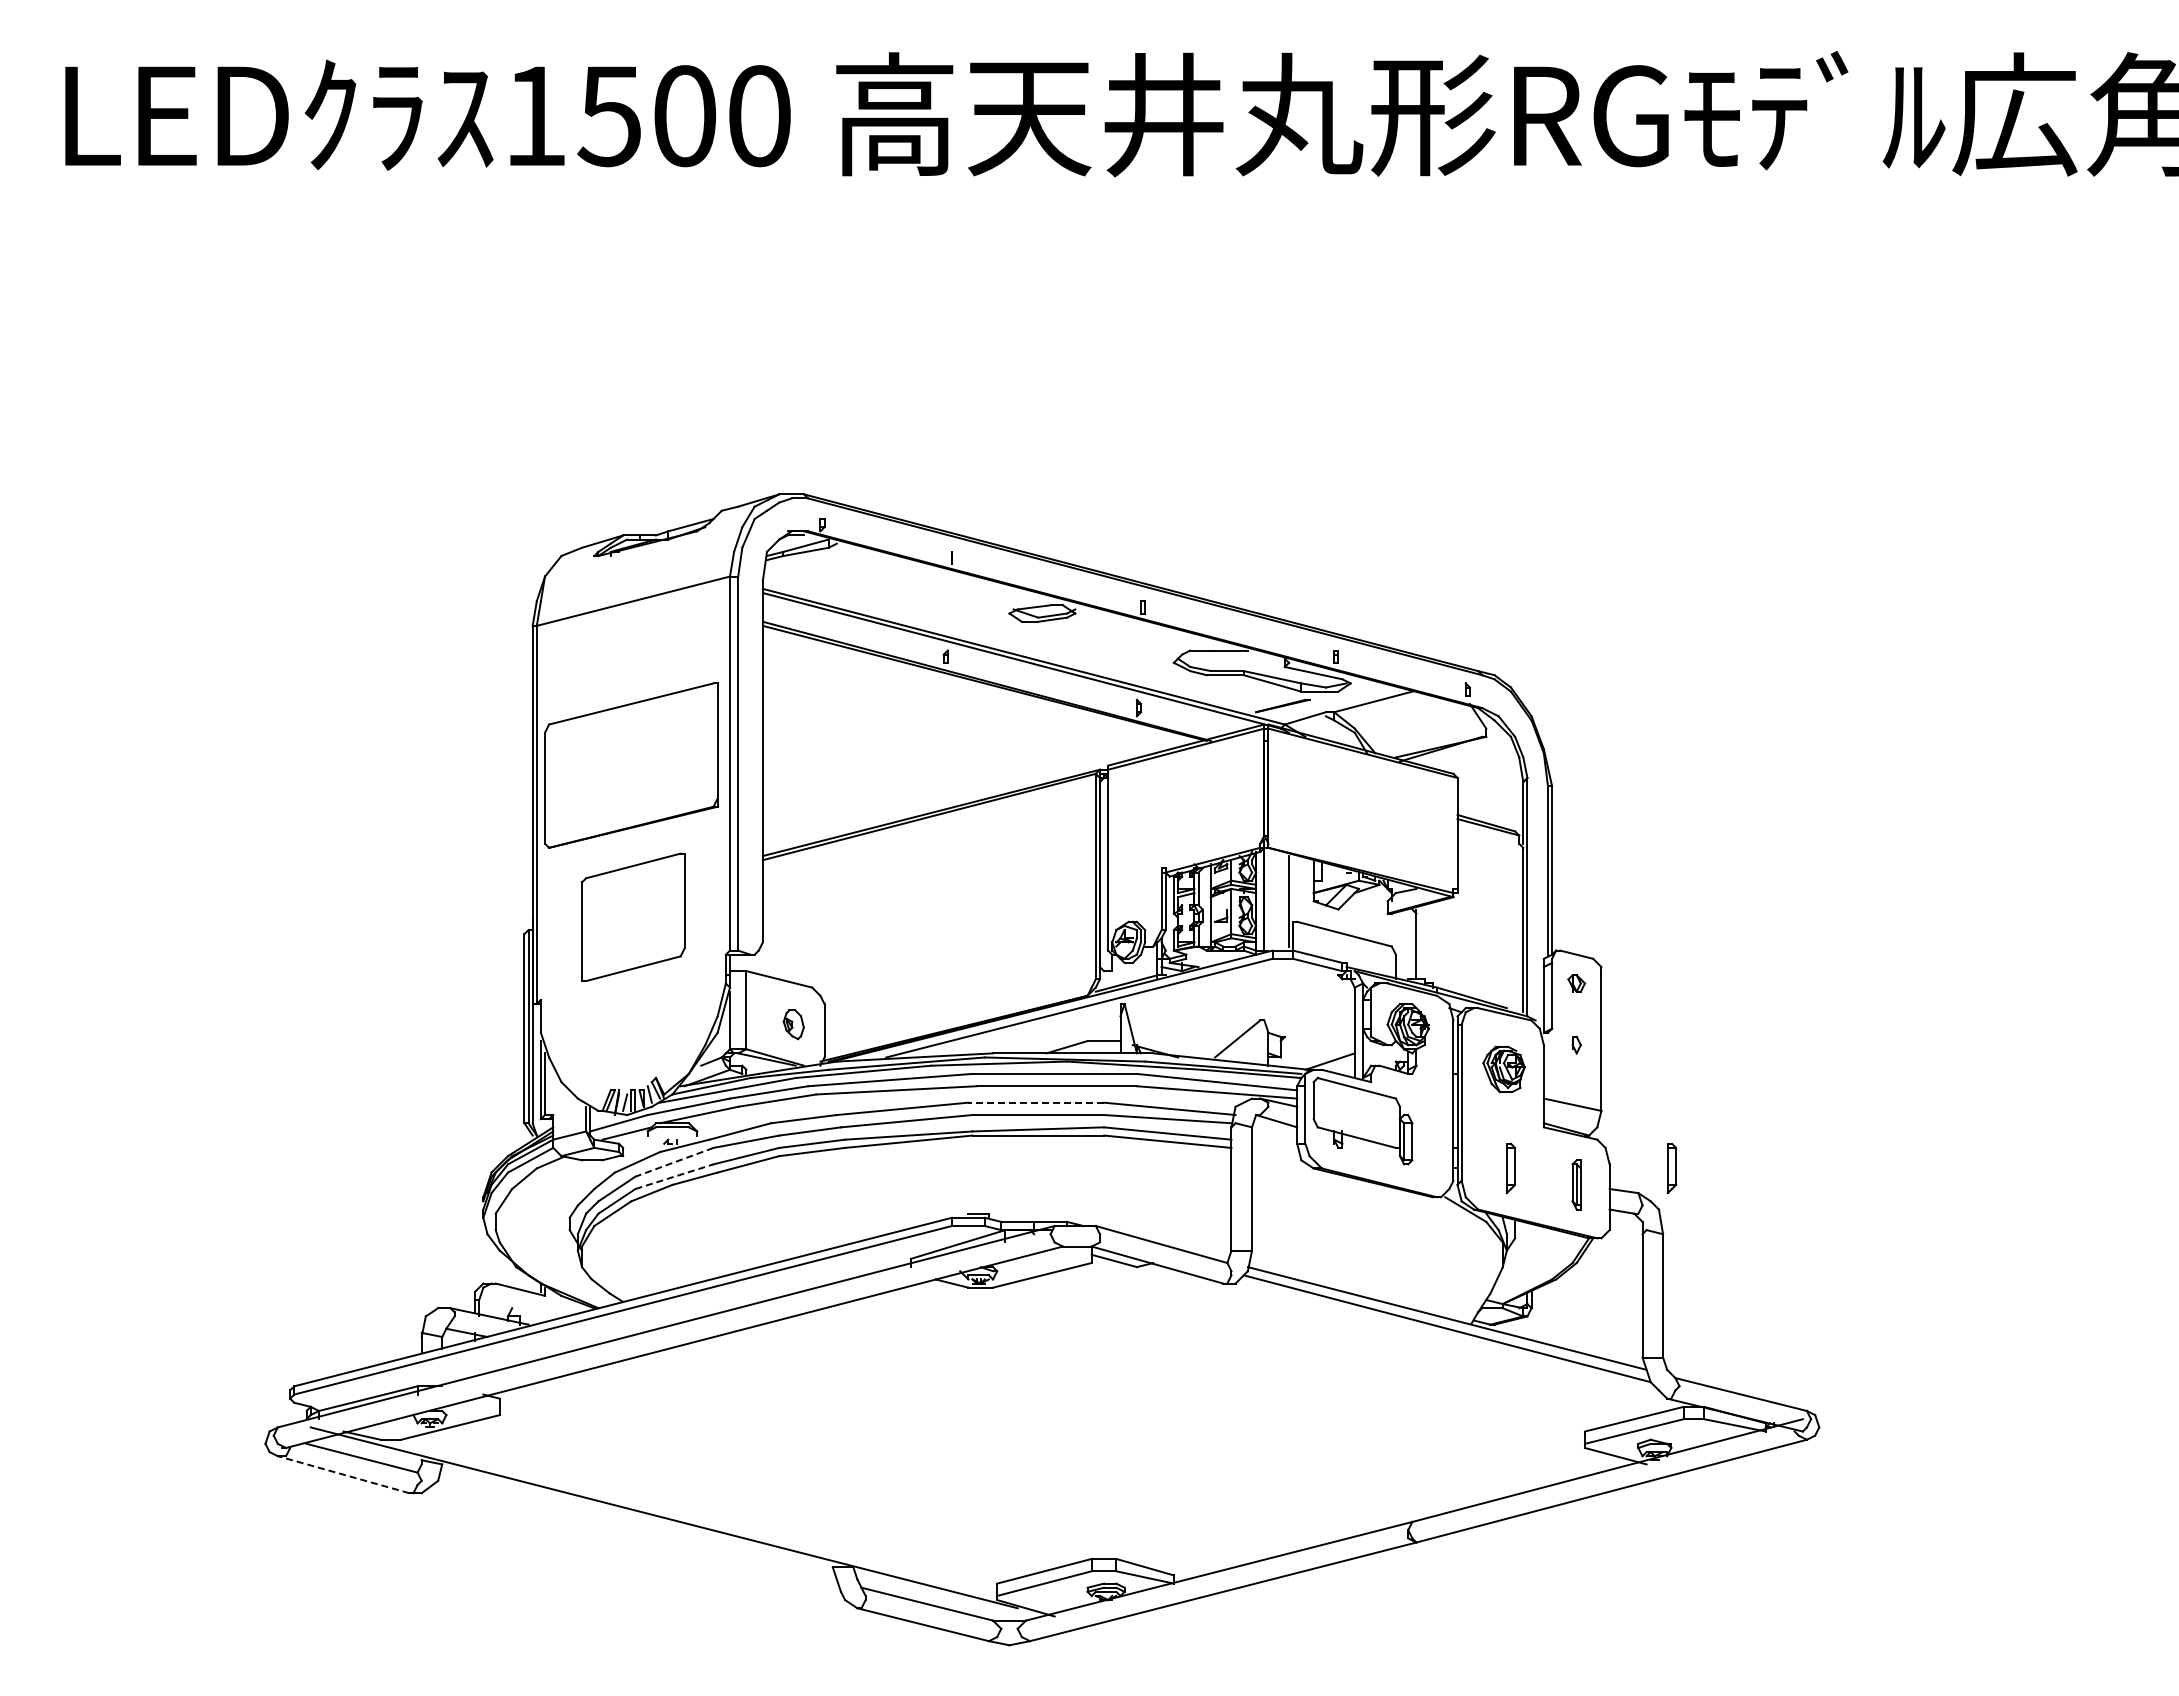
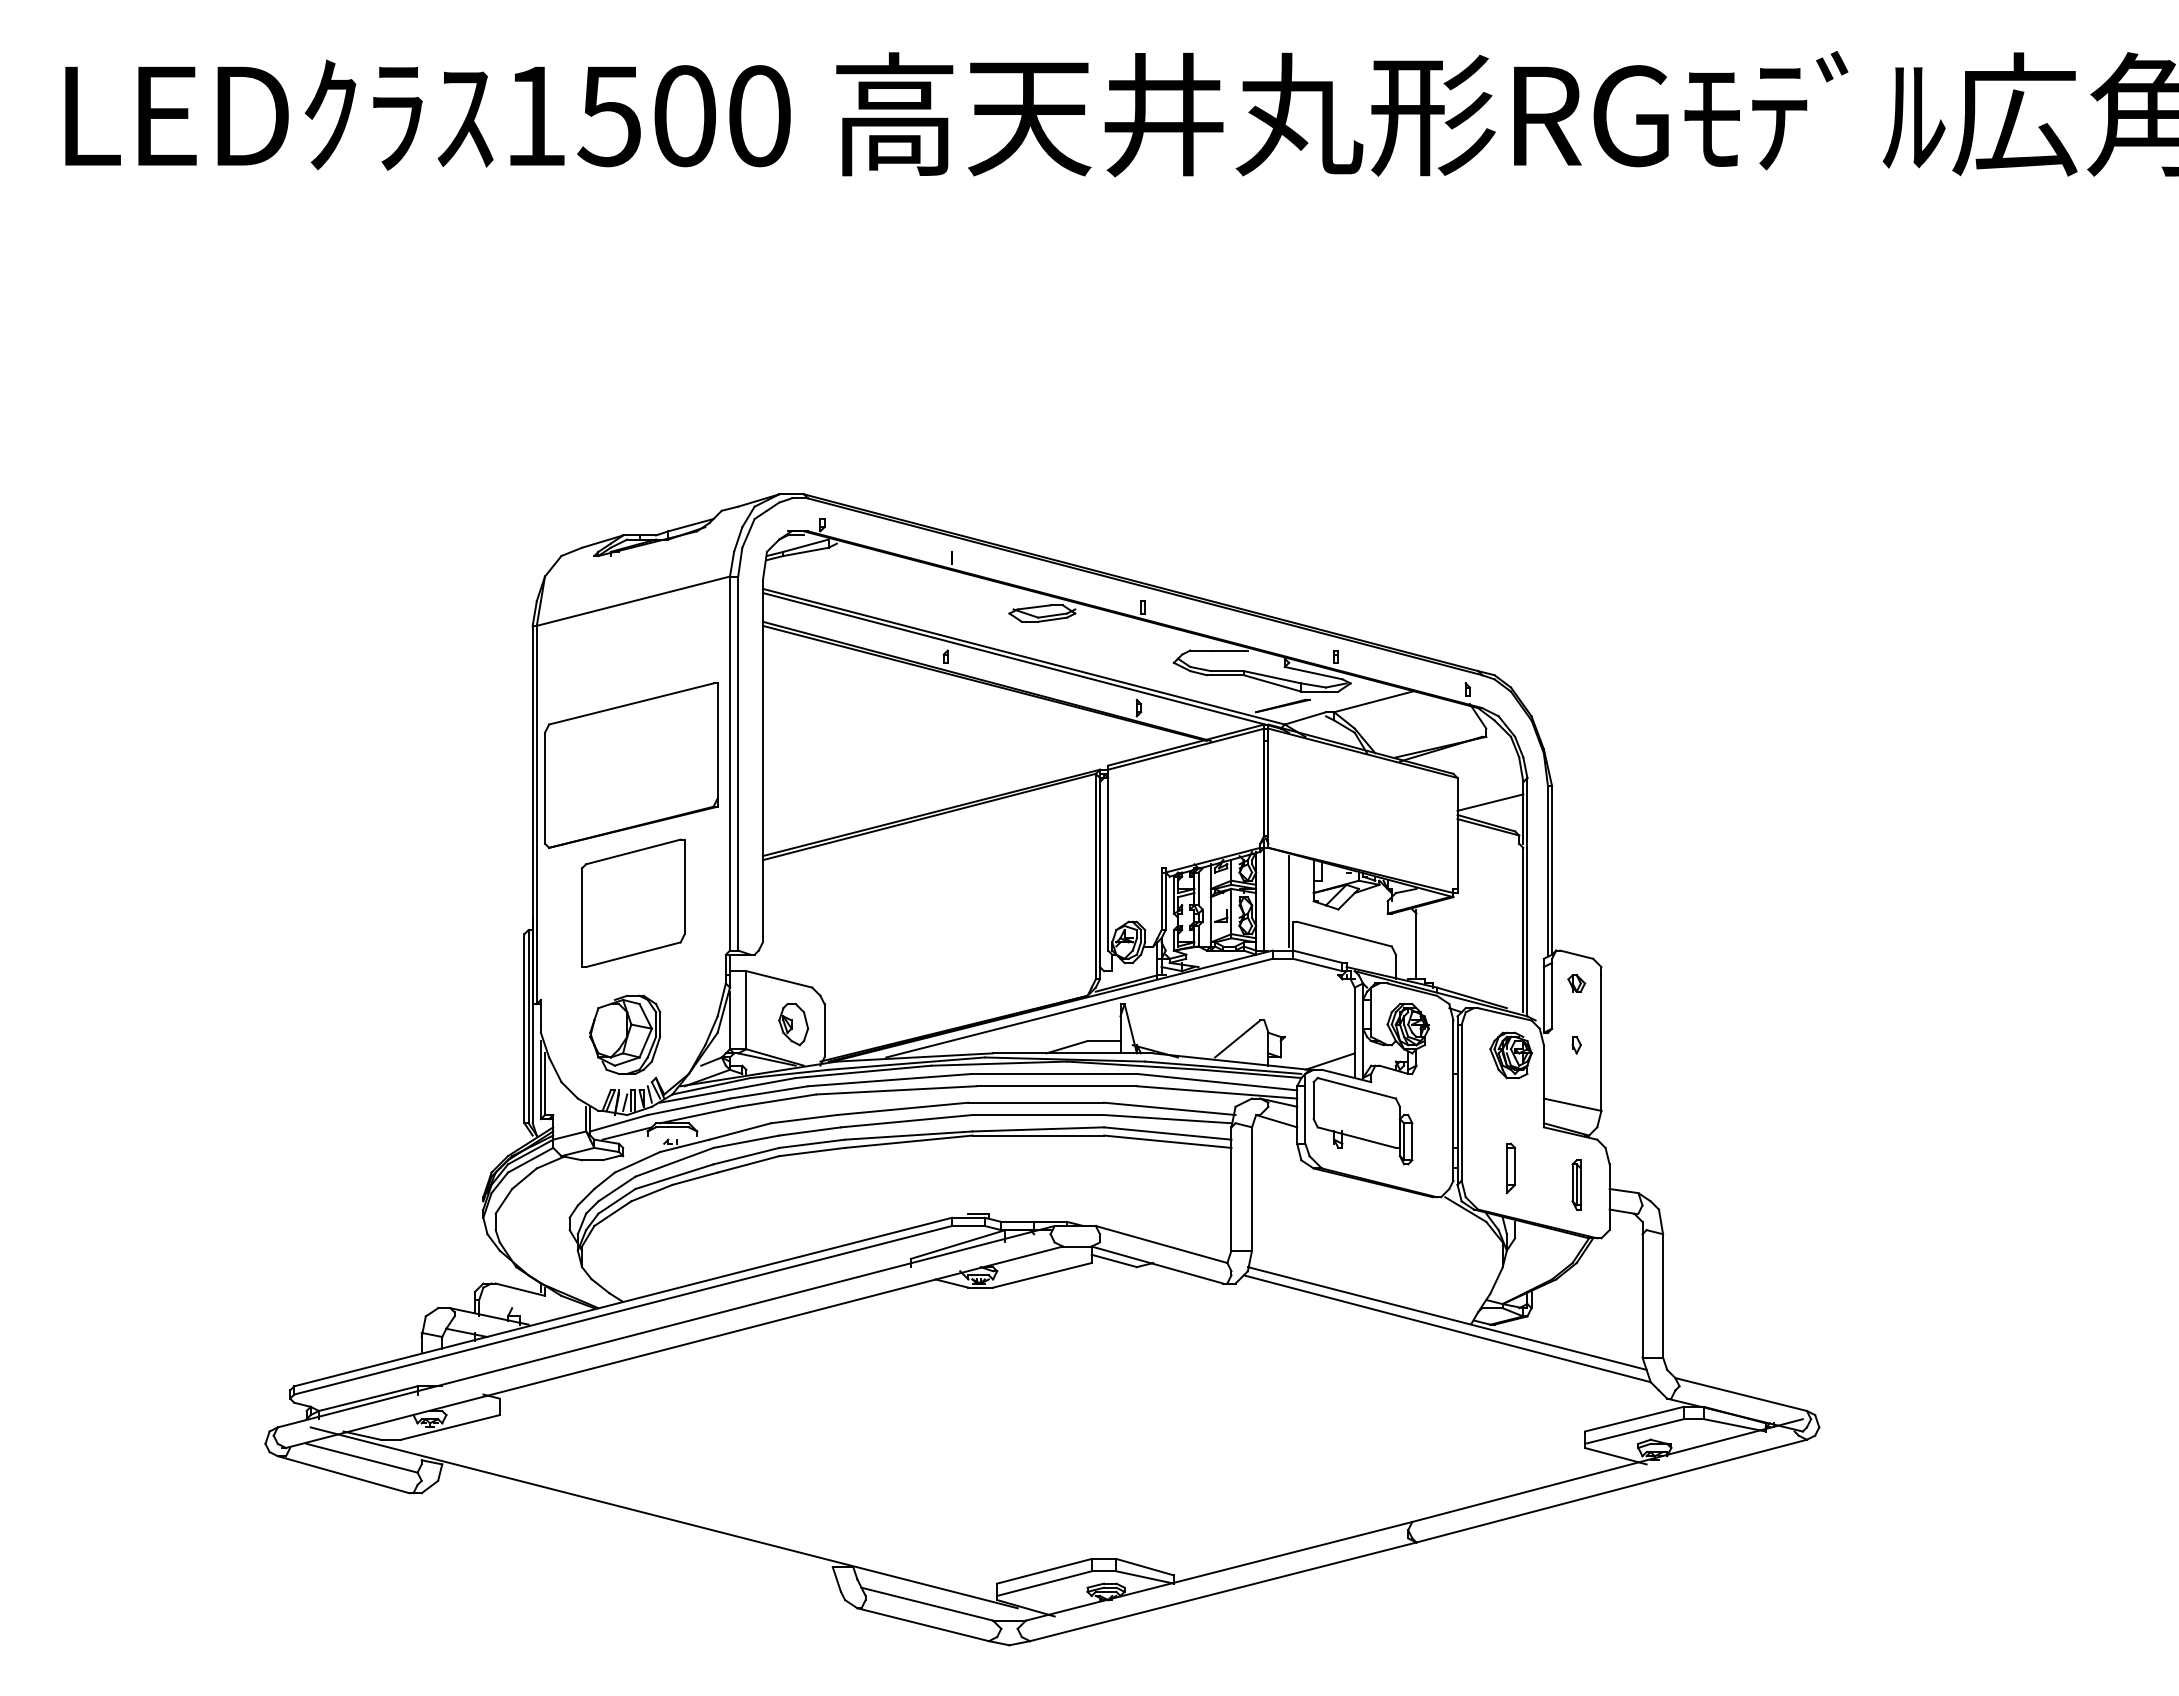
line: none -> present (1490, 802)
part position: (633, 916) -> (633, 902) (633, 902)
part size: 23x32 px -> 32x44 px (793, 1024)
part: none -> present (625, 1034)
part position: (1503, 1069) -> (1510, 1055) (1510, 1055)
line: dashed -> solid (1036, 1102)
line: dashed -> solid (674, 1162)
part: present -> none (1671, 1168)
line: dashed -> solid (674, 1176)
line: dashed -> solid (343, 1474)
